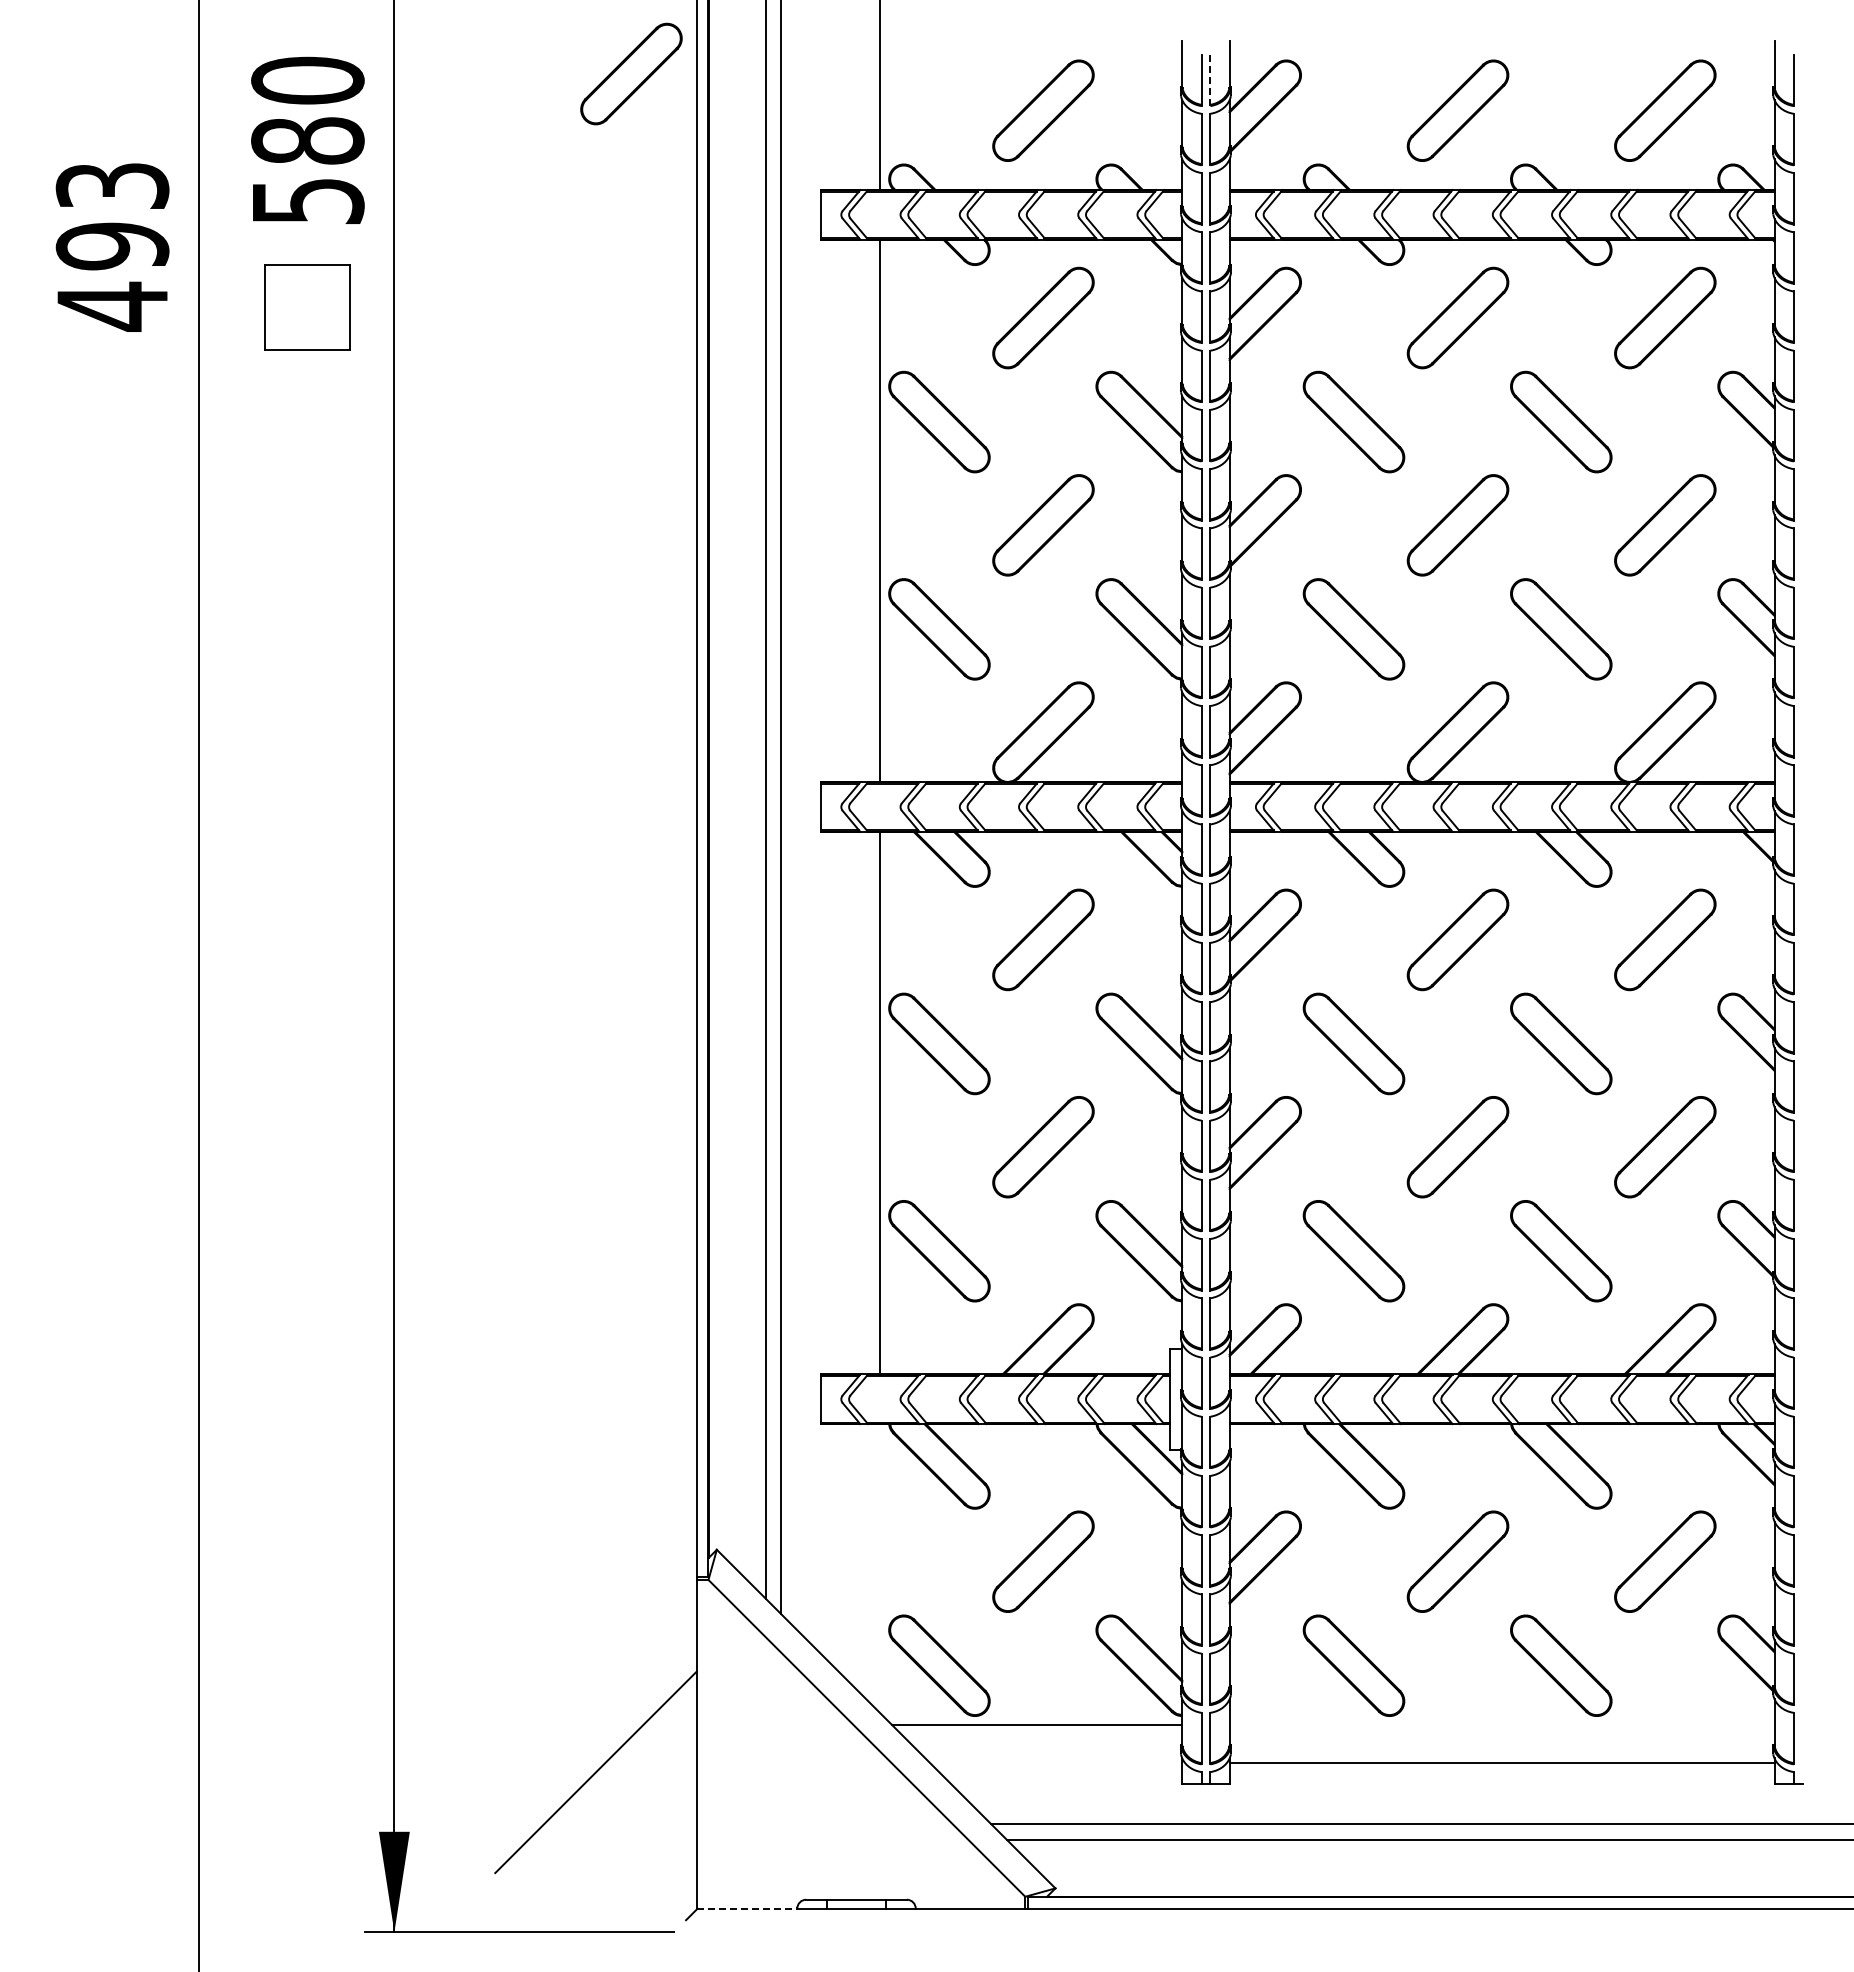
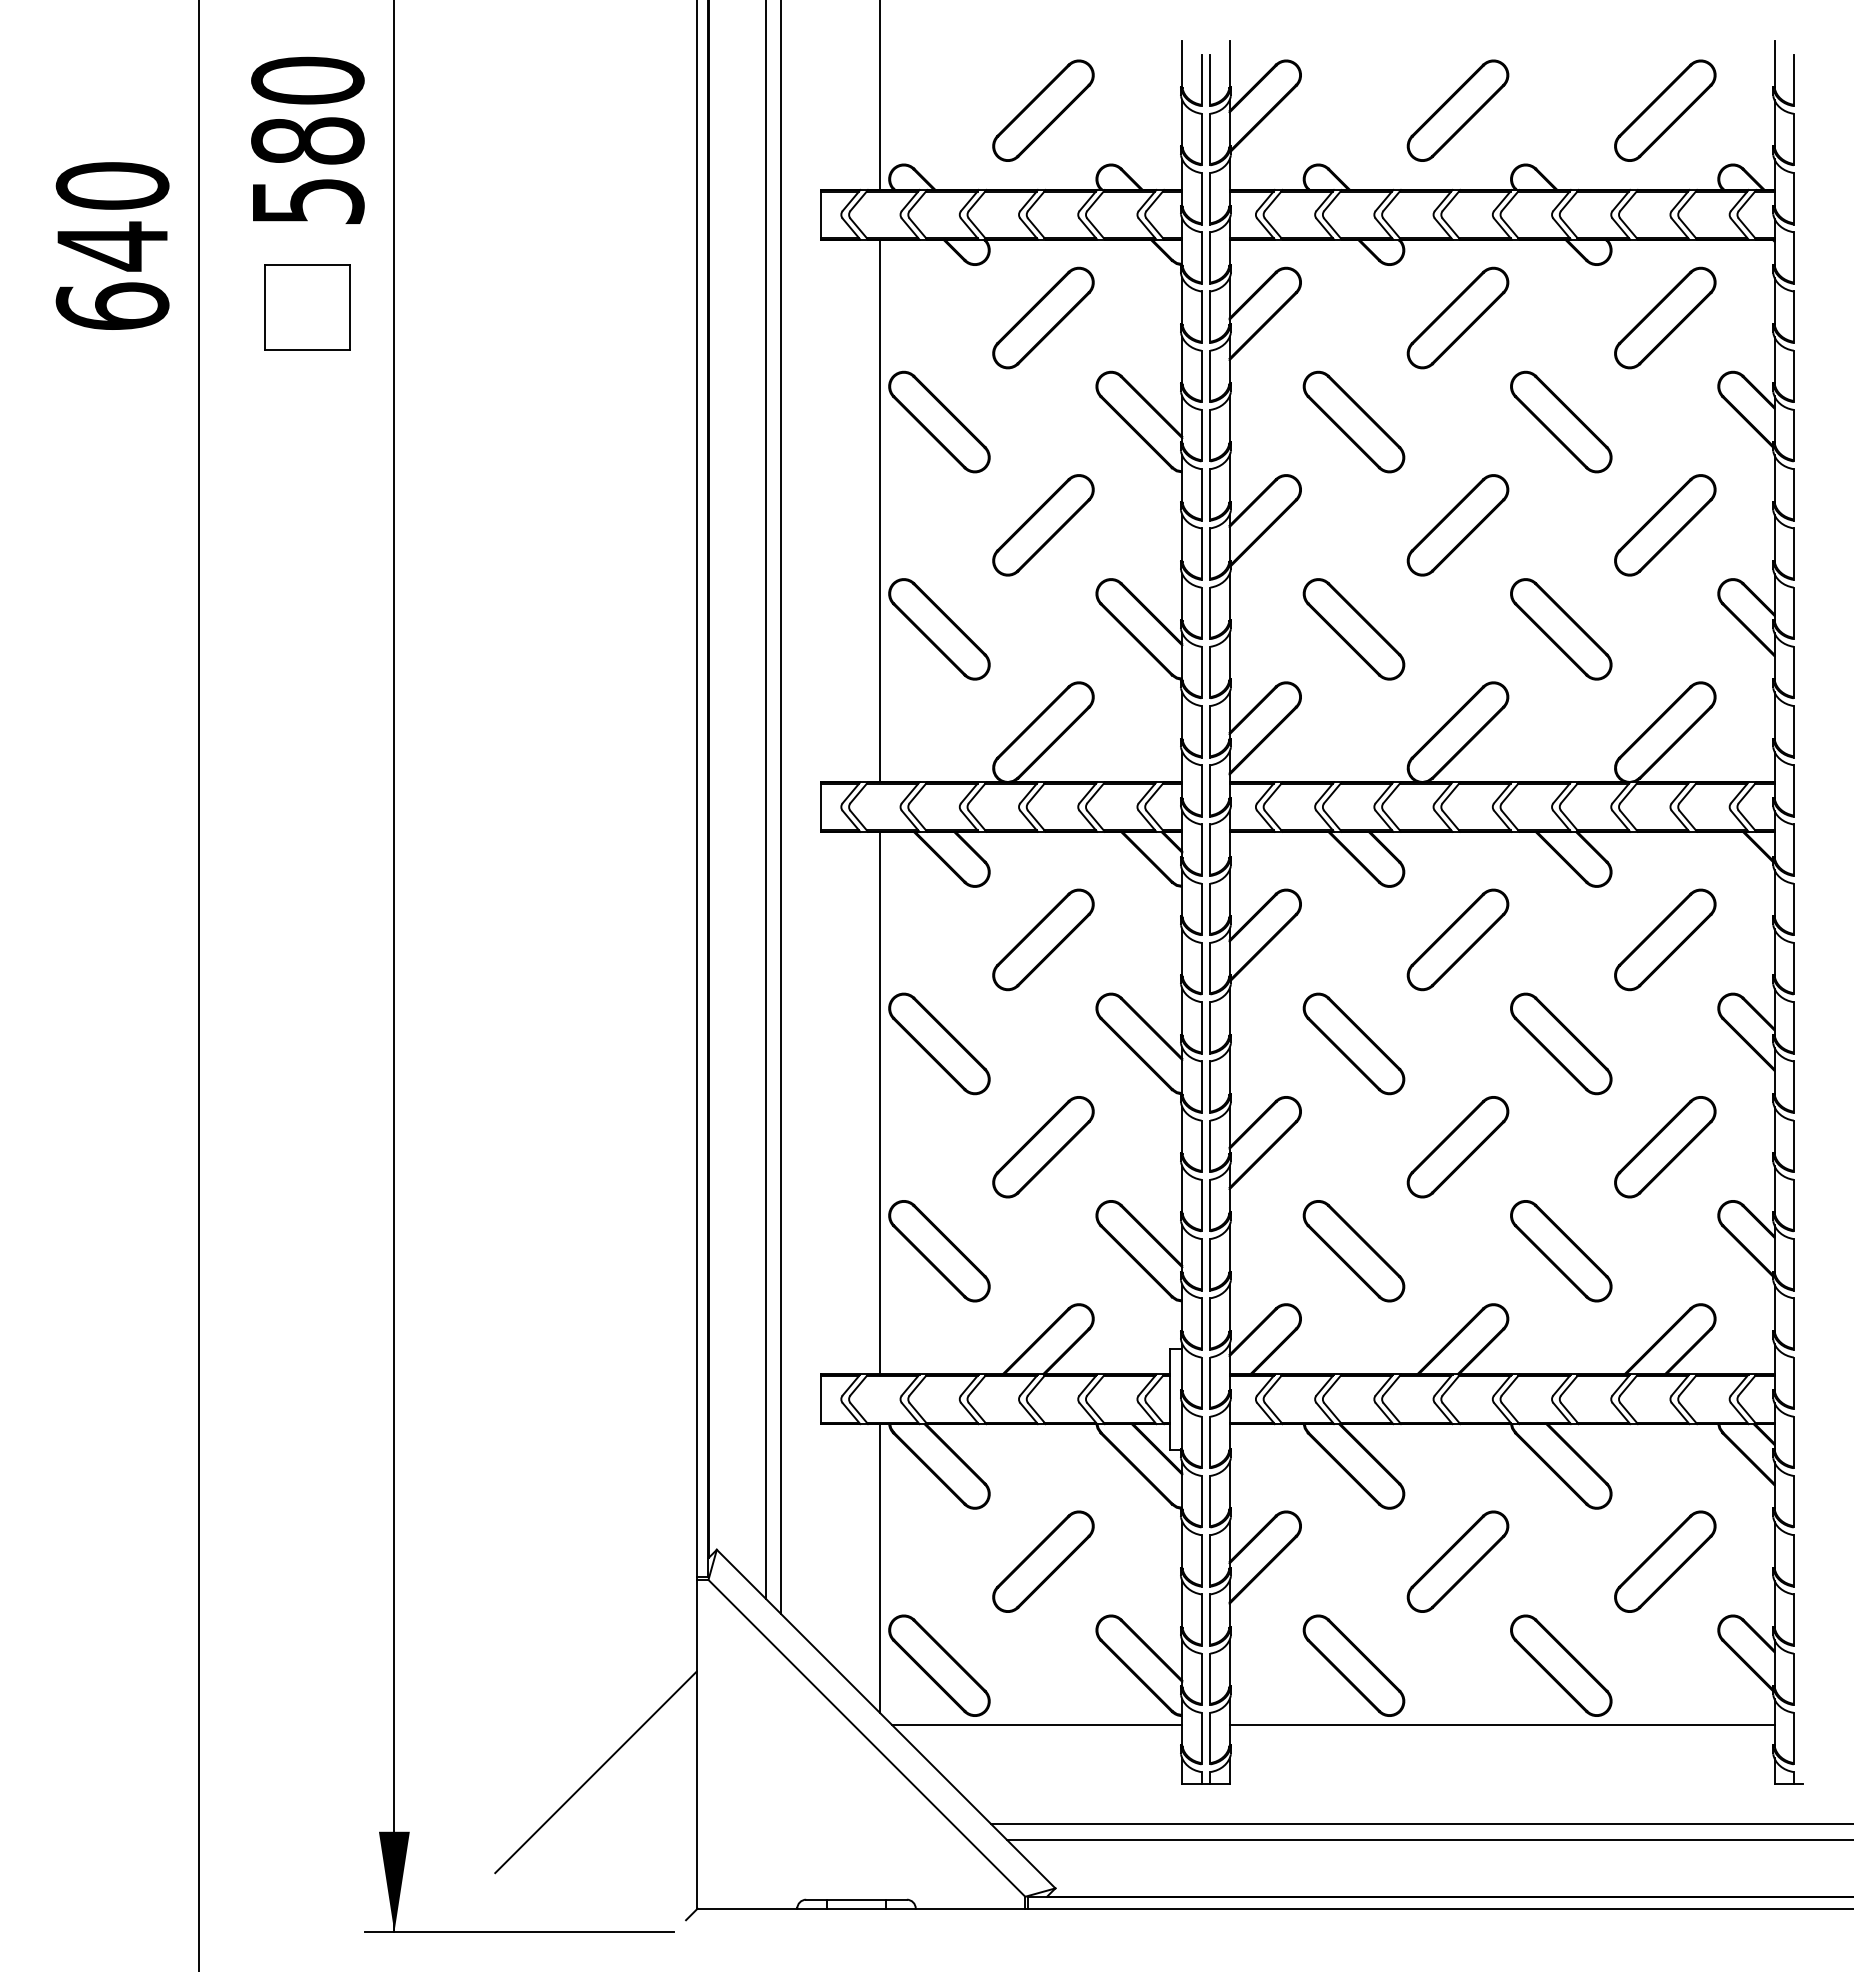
part: present -> none (631, 73)
line: dashed -> solid (1210, 80)
text: 493 -> 640 (112, 246)
line: none -> present (880, 1568)
line position: (1501, 1763) -> (1501, 1725) (1501, 1725)
line: dashed -> solid (747, 1908)
